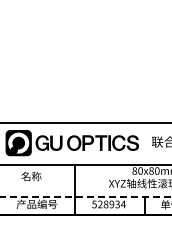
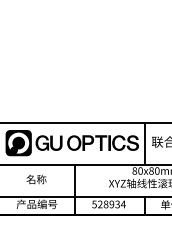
line: none -> present (144, 143)
text position: (31, 176) -> (36, 179) (36, 179)
line: dashed -> solid (86, 196)
